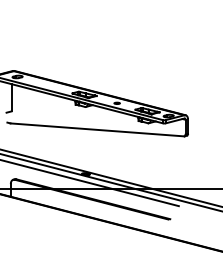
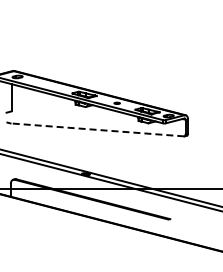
line: solid -> dashed (96, 129)
line: present -> none (90, 183)
